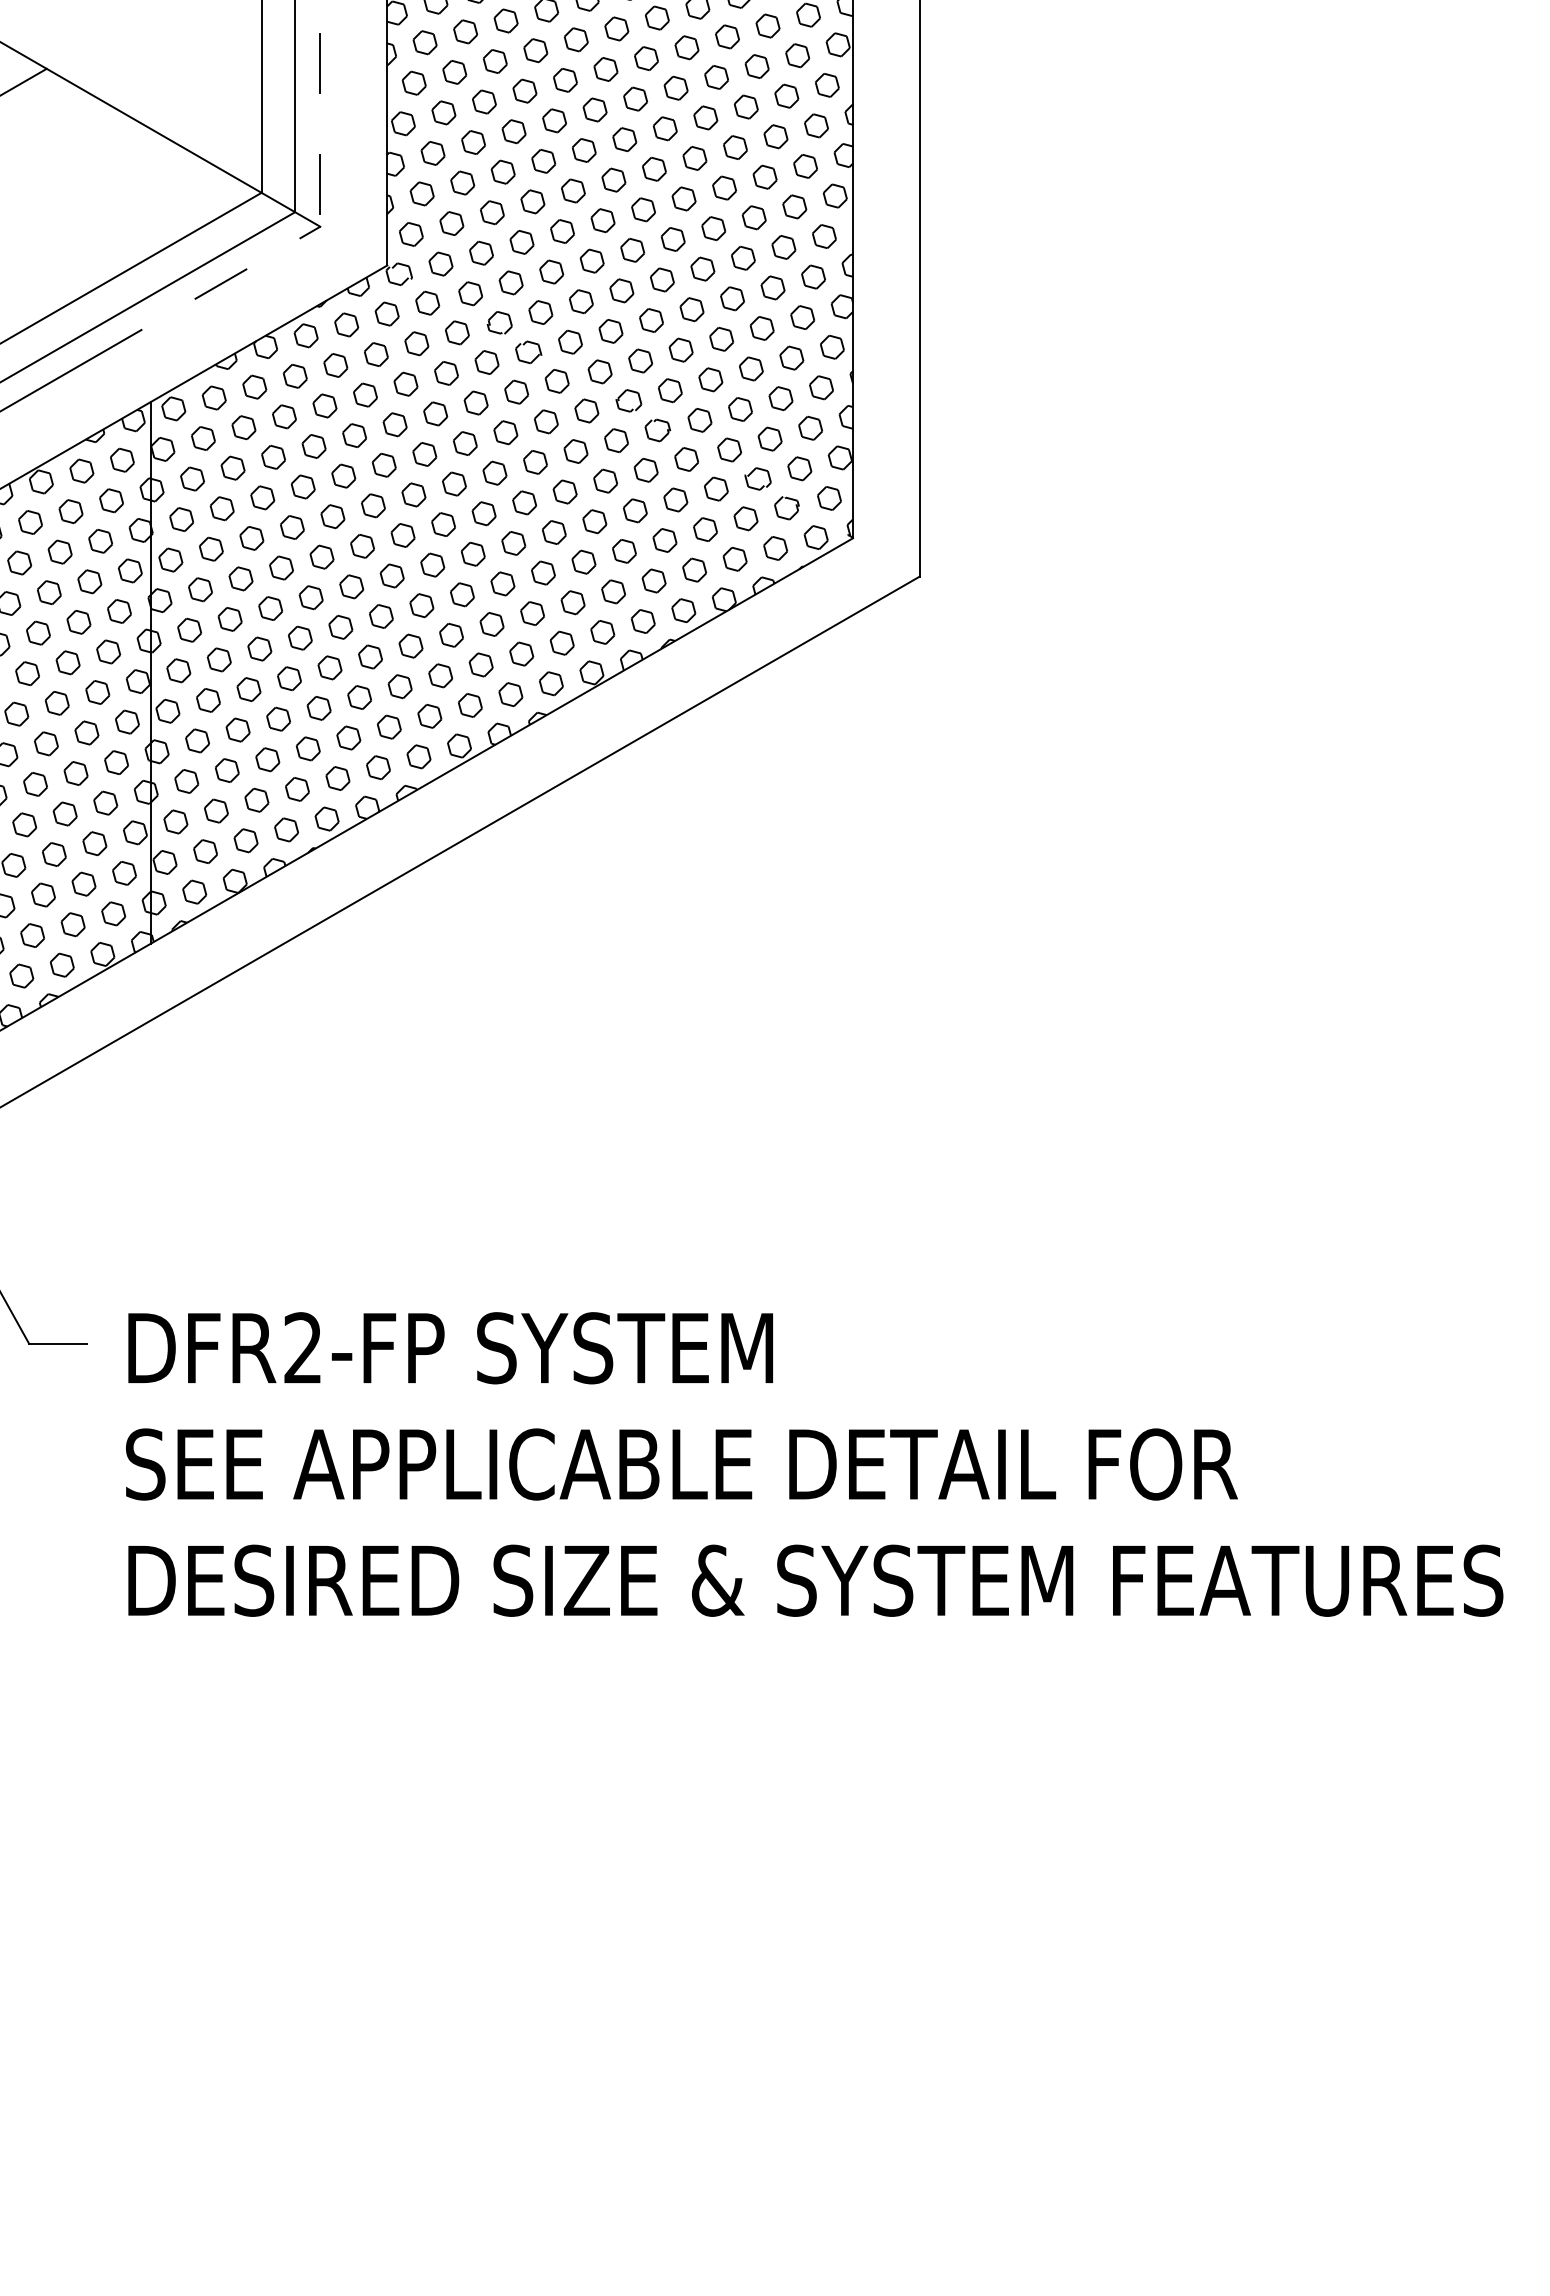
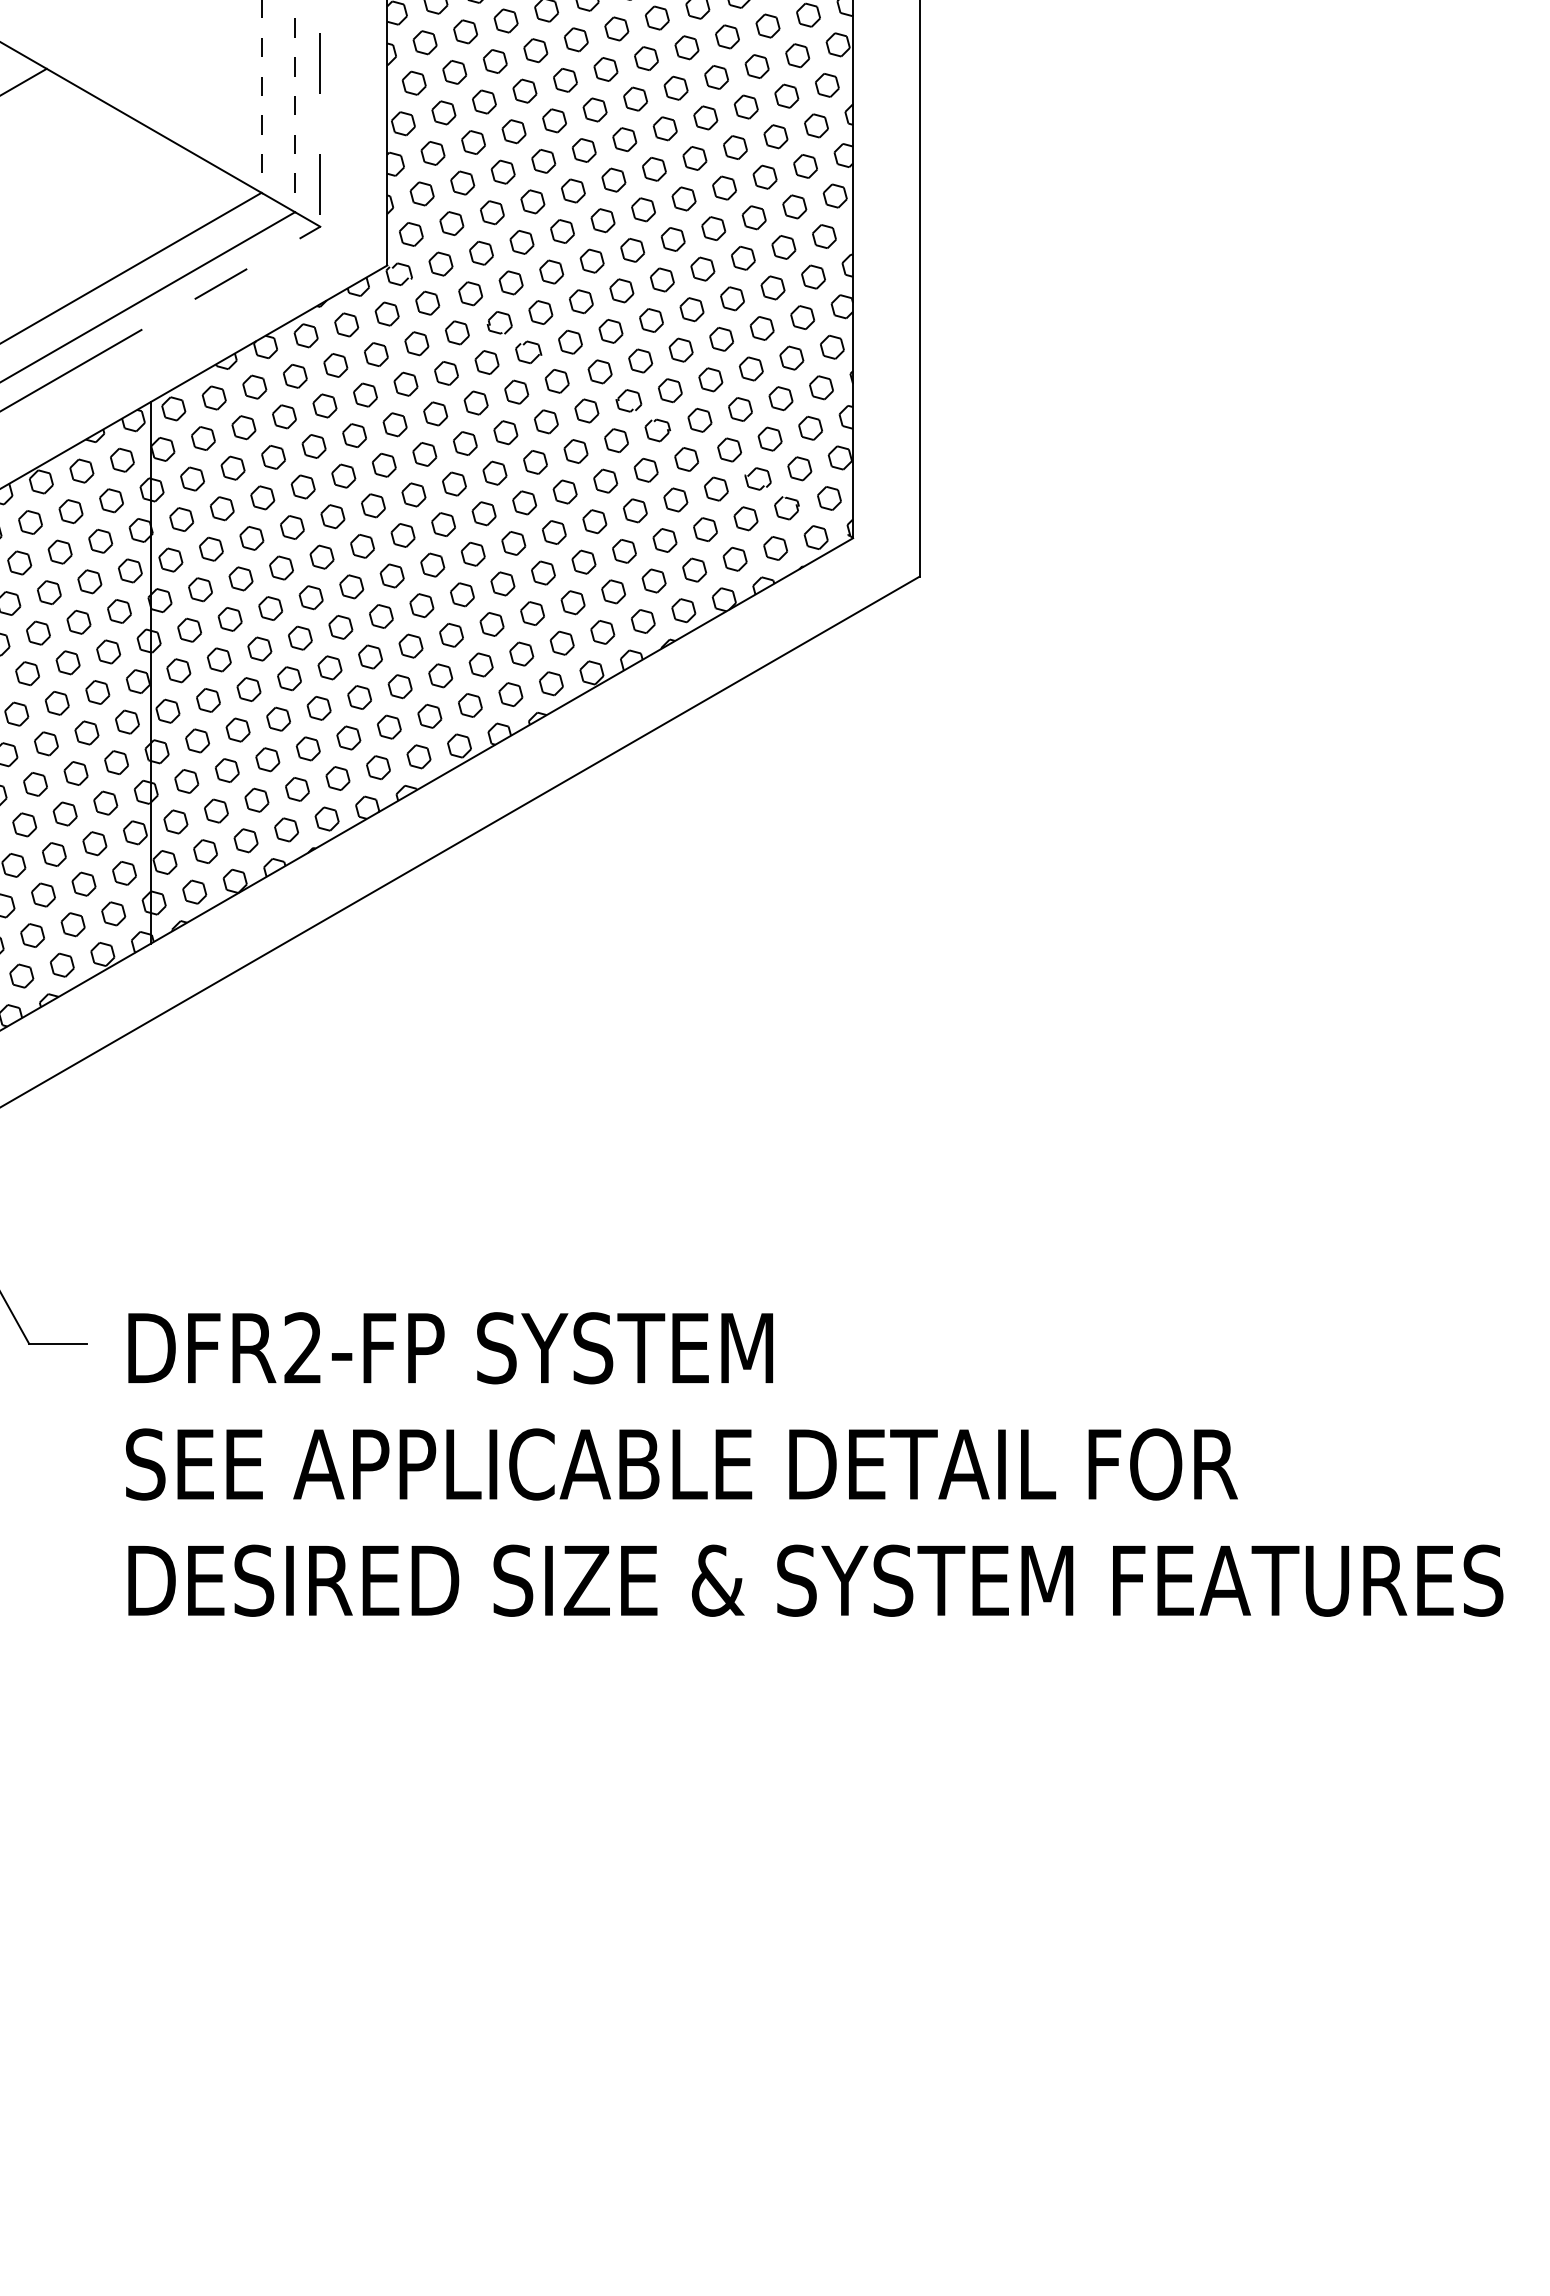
line: solid -> dashed (261, 96)
line: solid -> dashed (295, 106)
